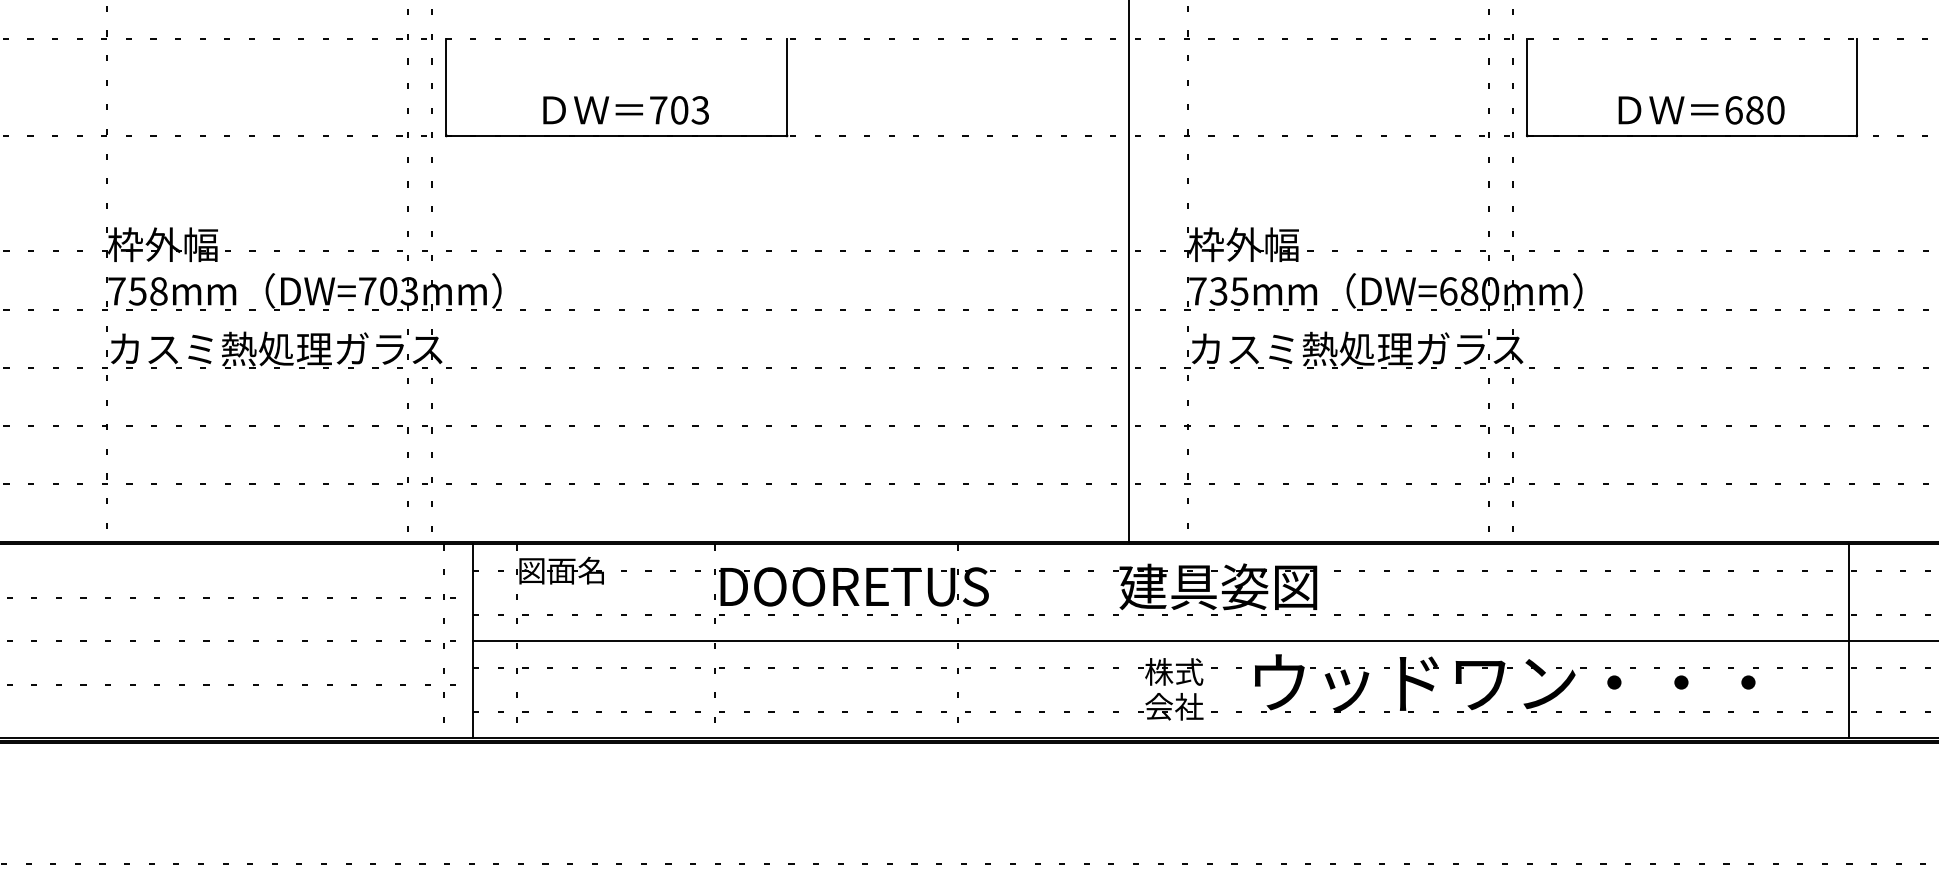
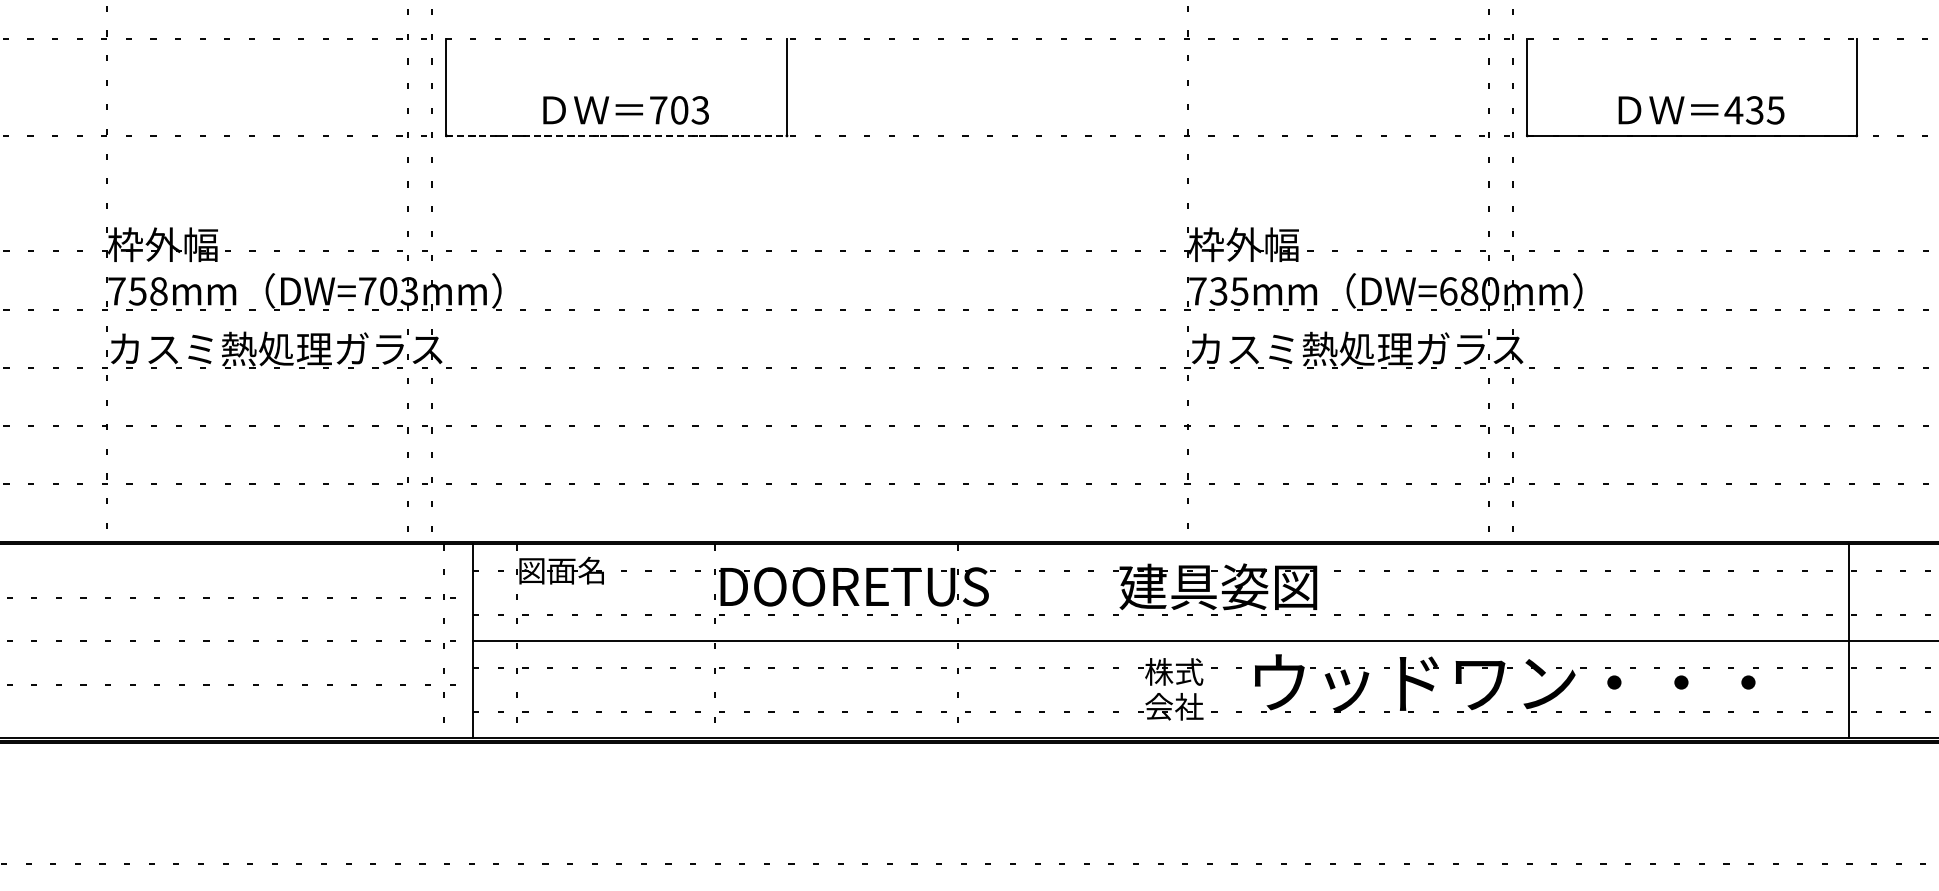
text: 680 -> 435 (1754, 110)
line: solid -> dashed (617, 135)
line: present -> none (1129, 272)
